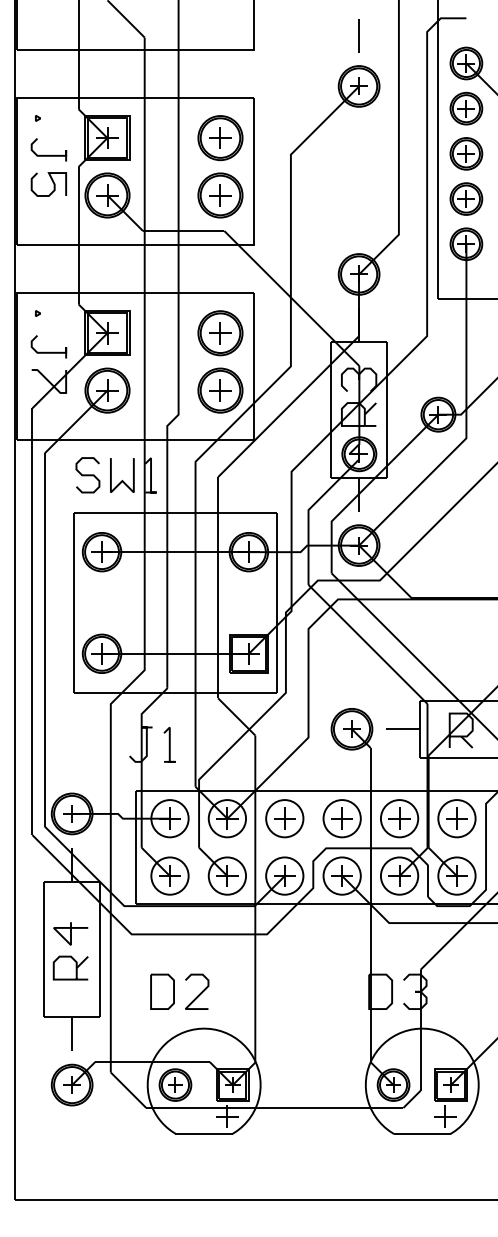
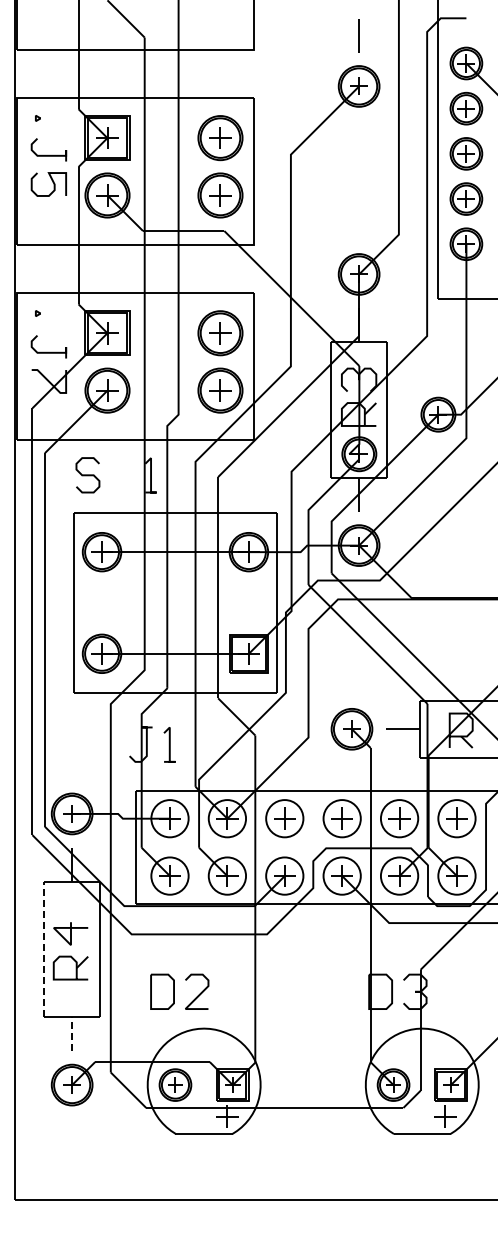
line: present -> none (122, 480)
line: solid -> dashed (43, 949)
line: solid -> dashed (72, 1034)
